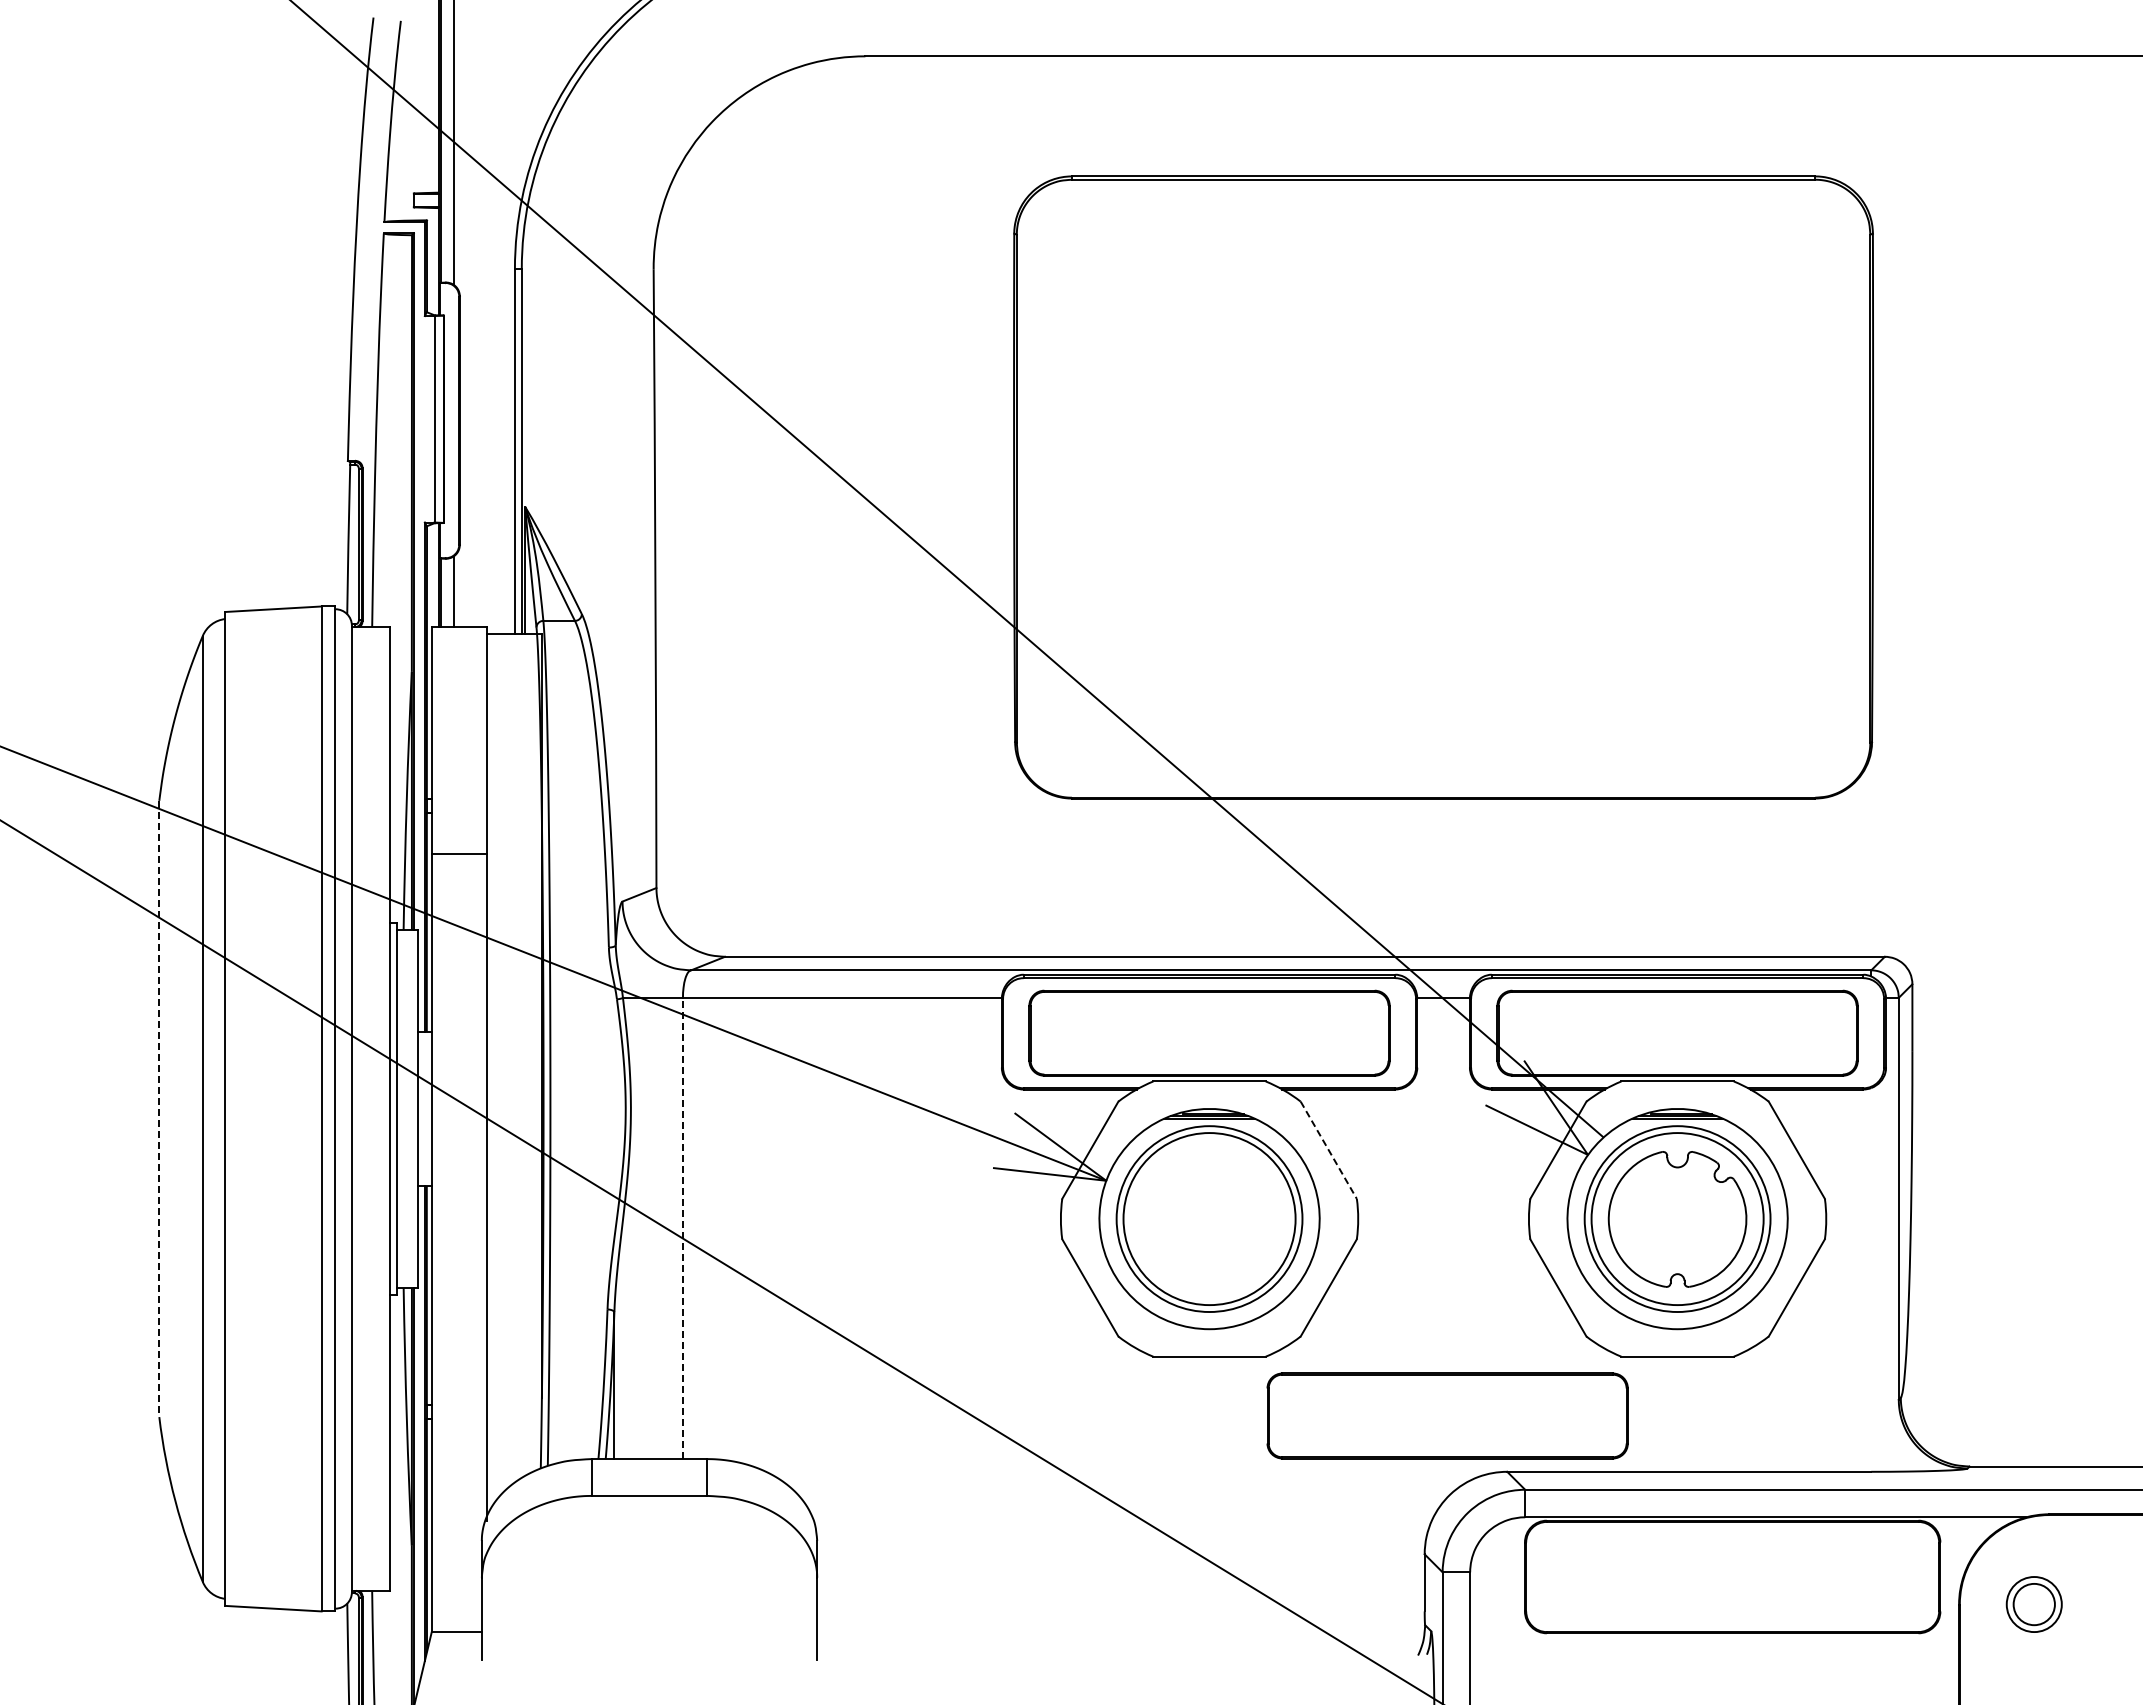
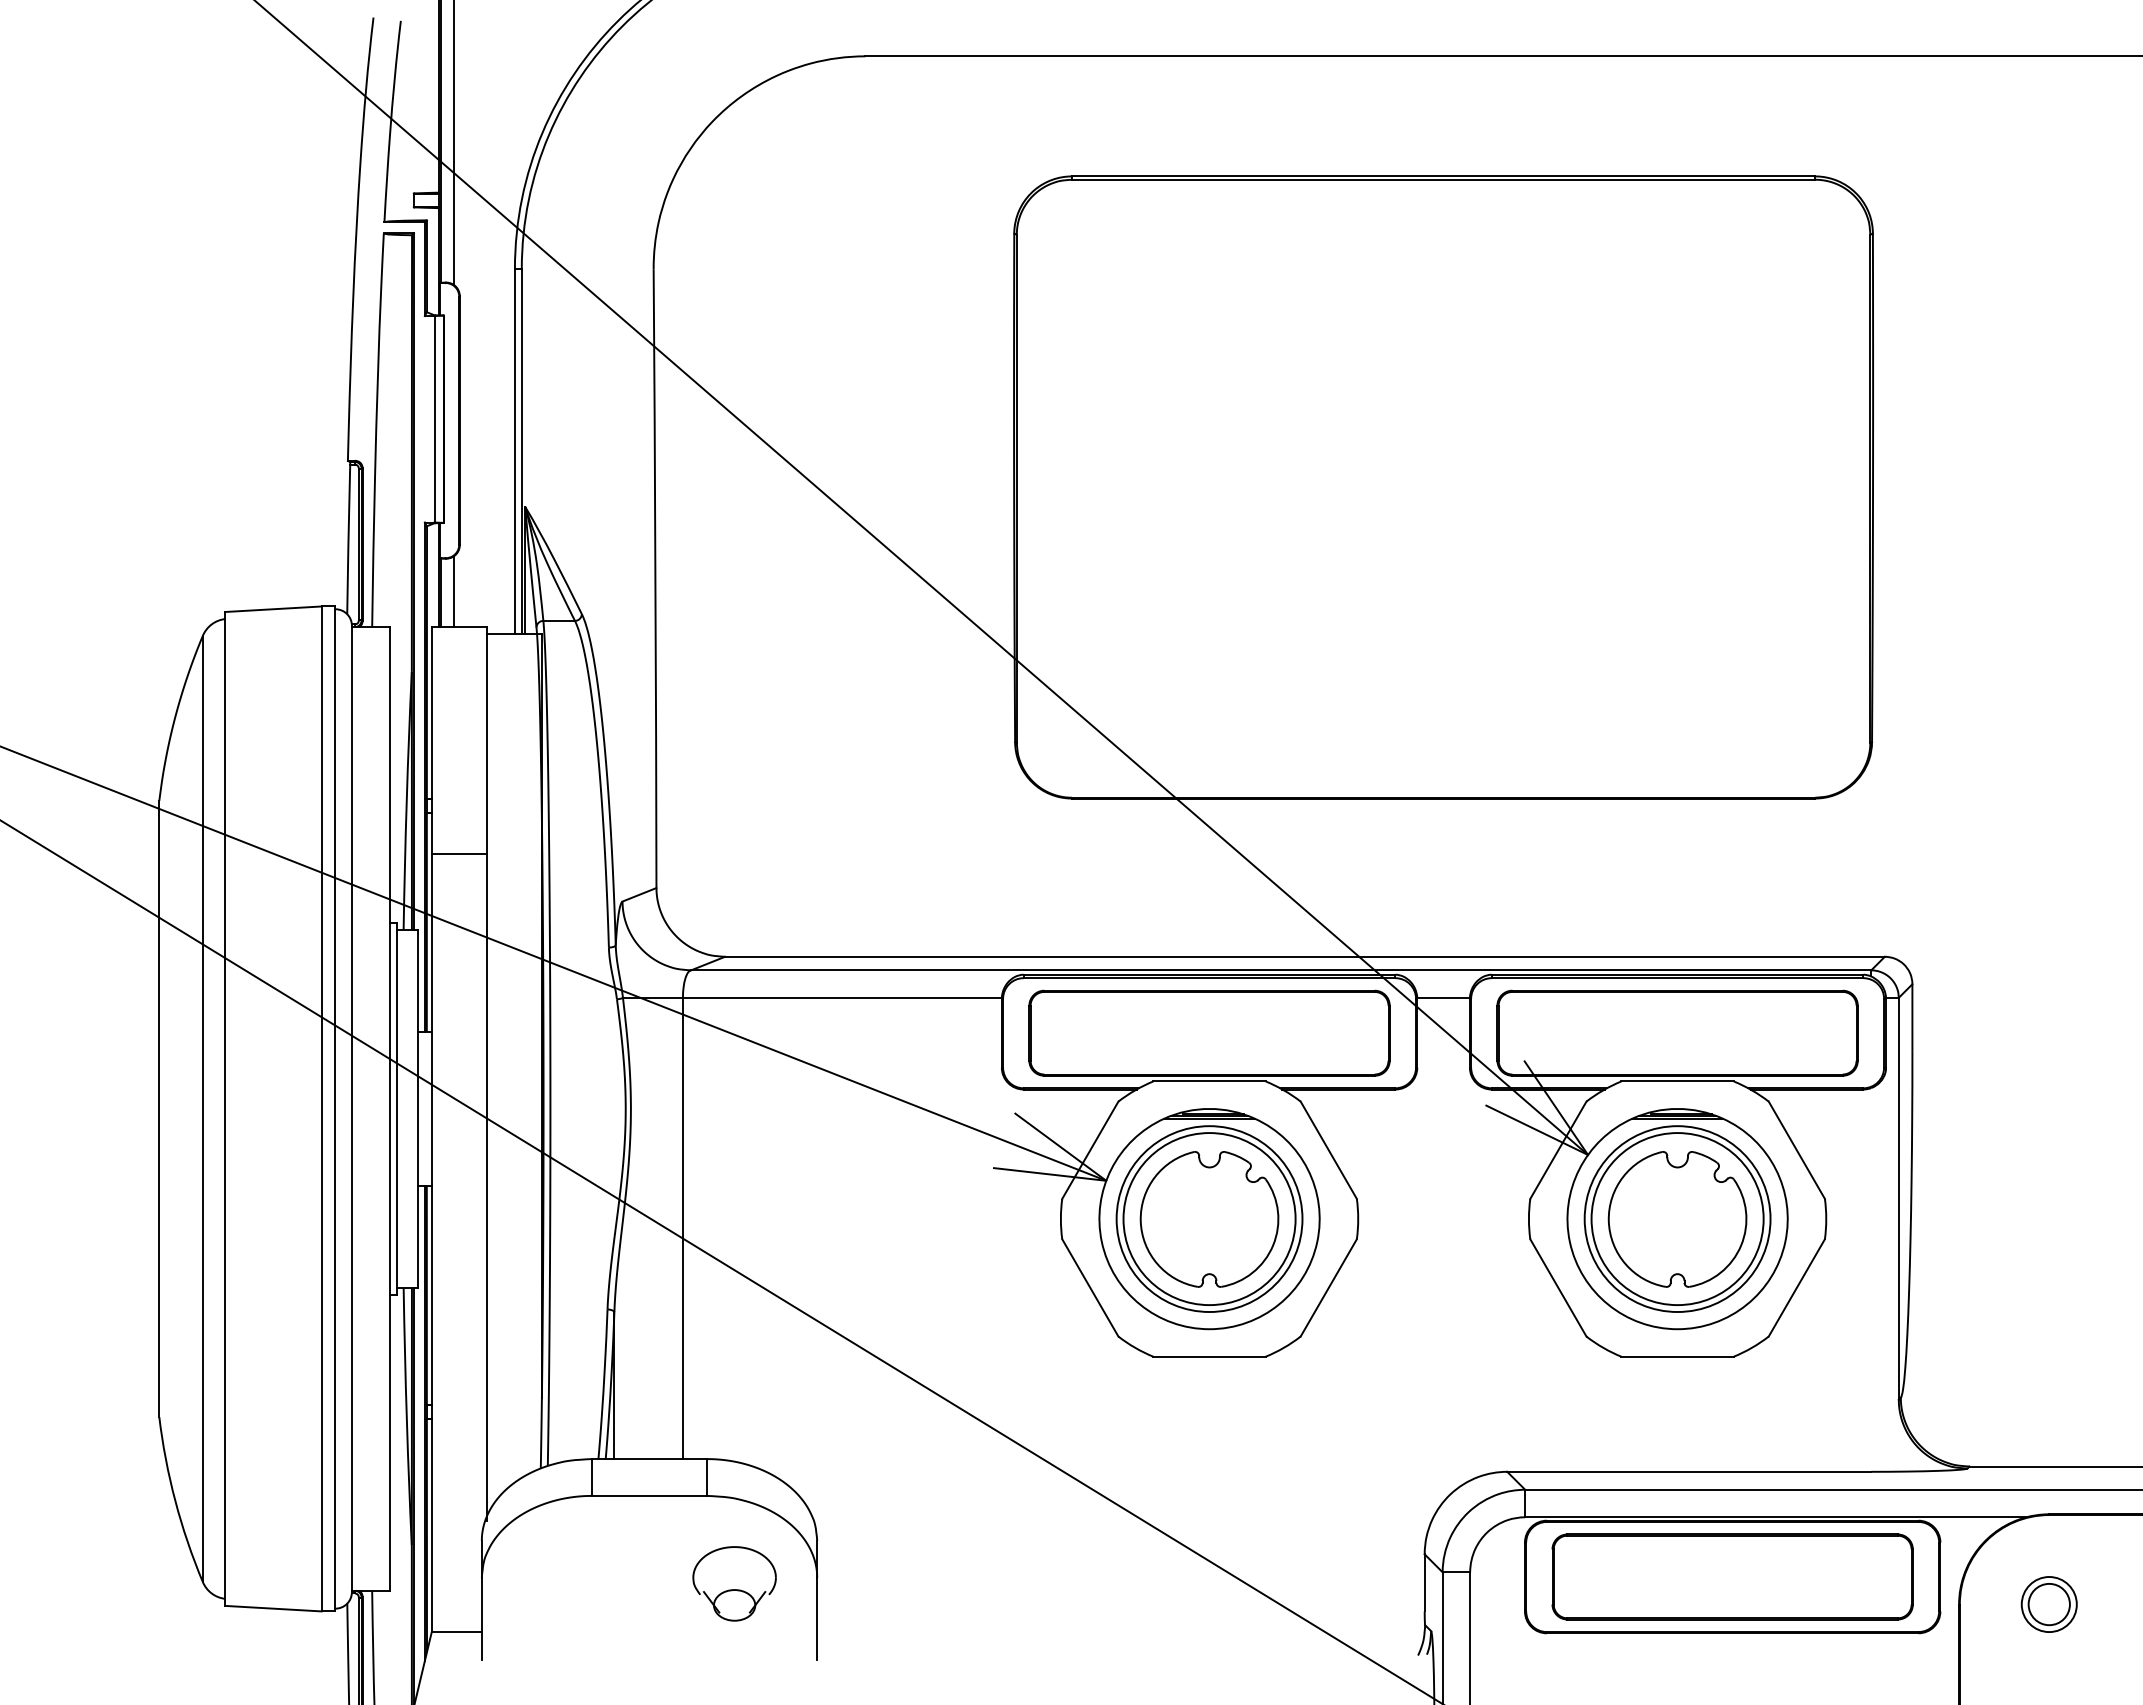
line position: (947, 569) -> (922, 578) (922, 578)
line: dashed -> solid (159, 1109)
line: dashed -> solid (1329, 1150)
part: none -> present (1209, 1219)
line: dashed -> solid (682, 1228)
part position: (1447, 1415) -> (1732, 1576) (1732, 1576)
part: none -> present (734, 1583)
part position: (2033, 1604) -> (2048, 1604) (2048, 1604)
